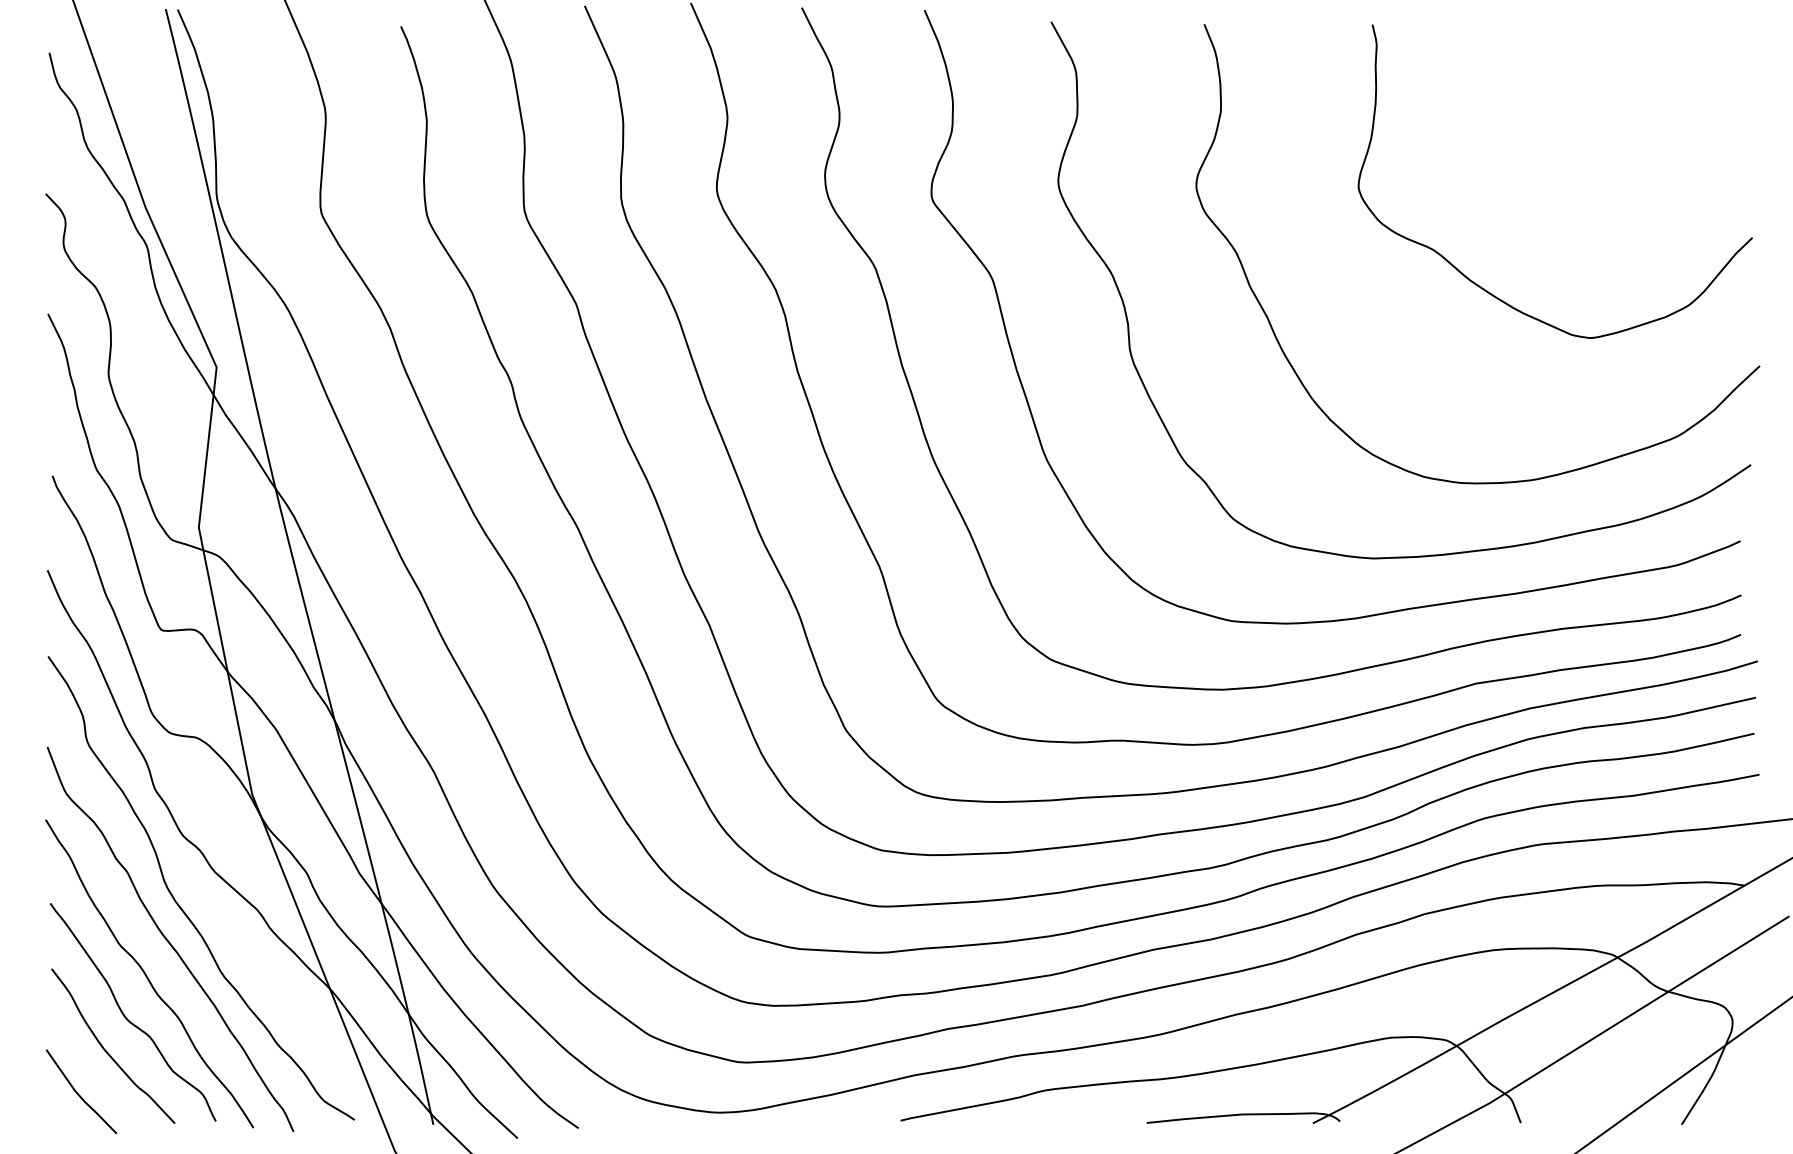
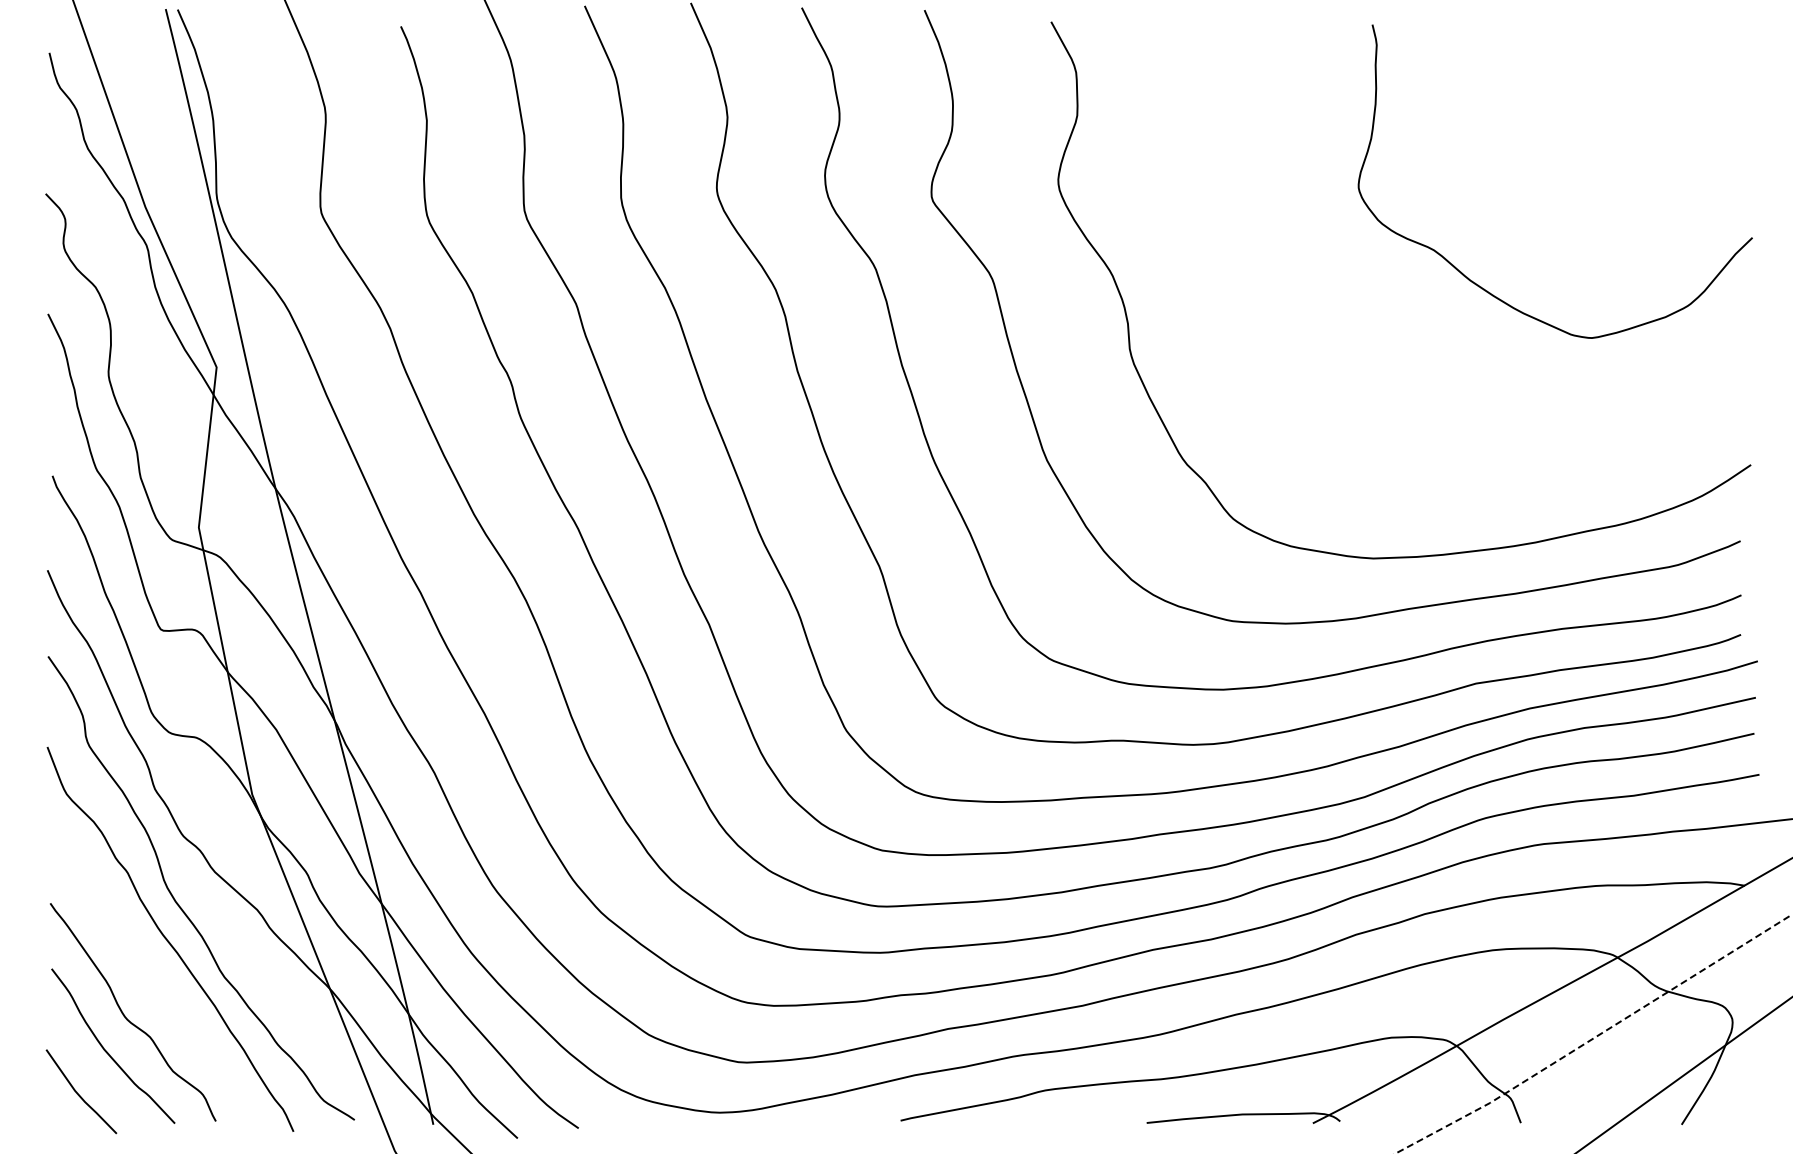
curve: present -> none (1294, 368)
curve: present -> none (147, 975)
line: solid -> dashed (1593, 1038)
